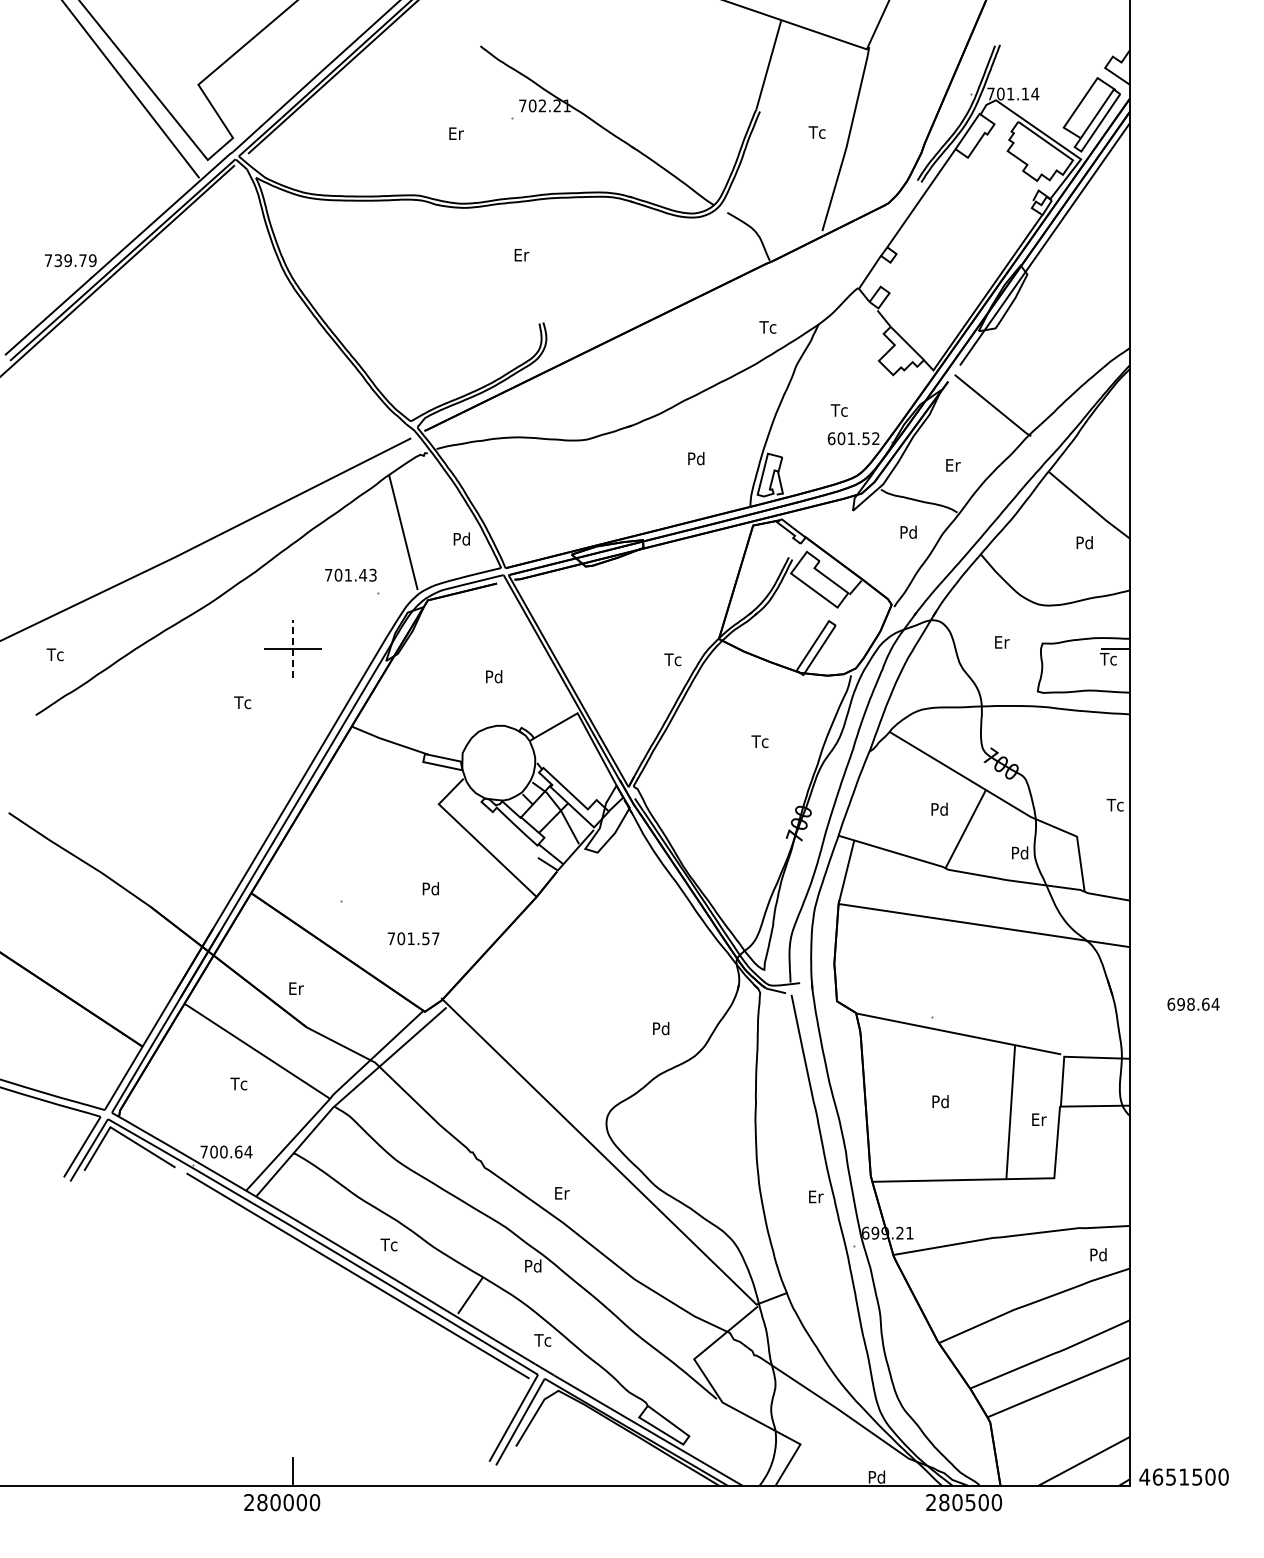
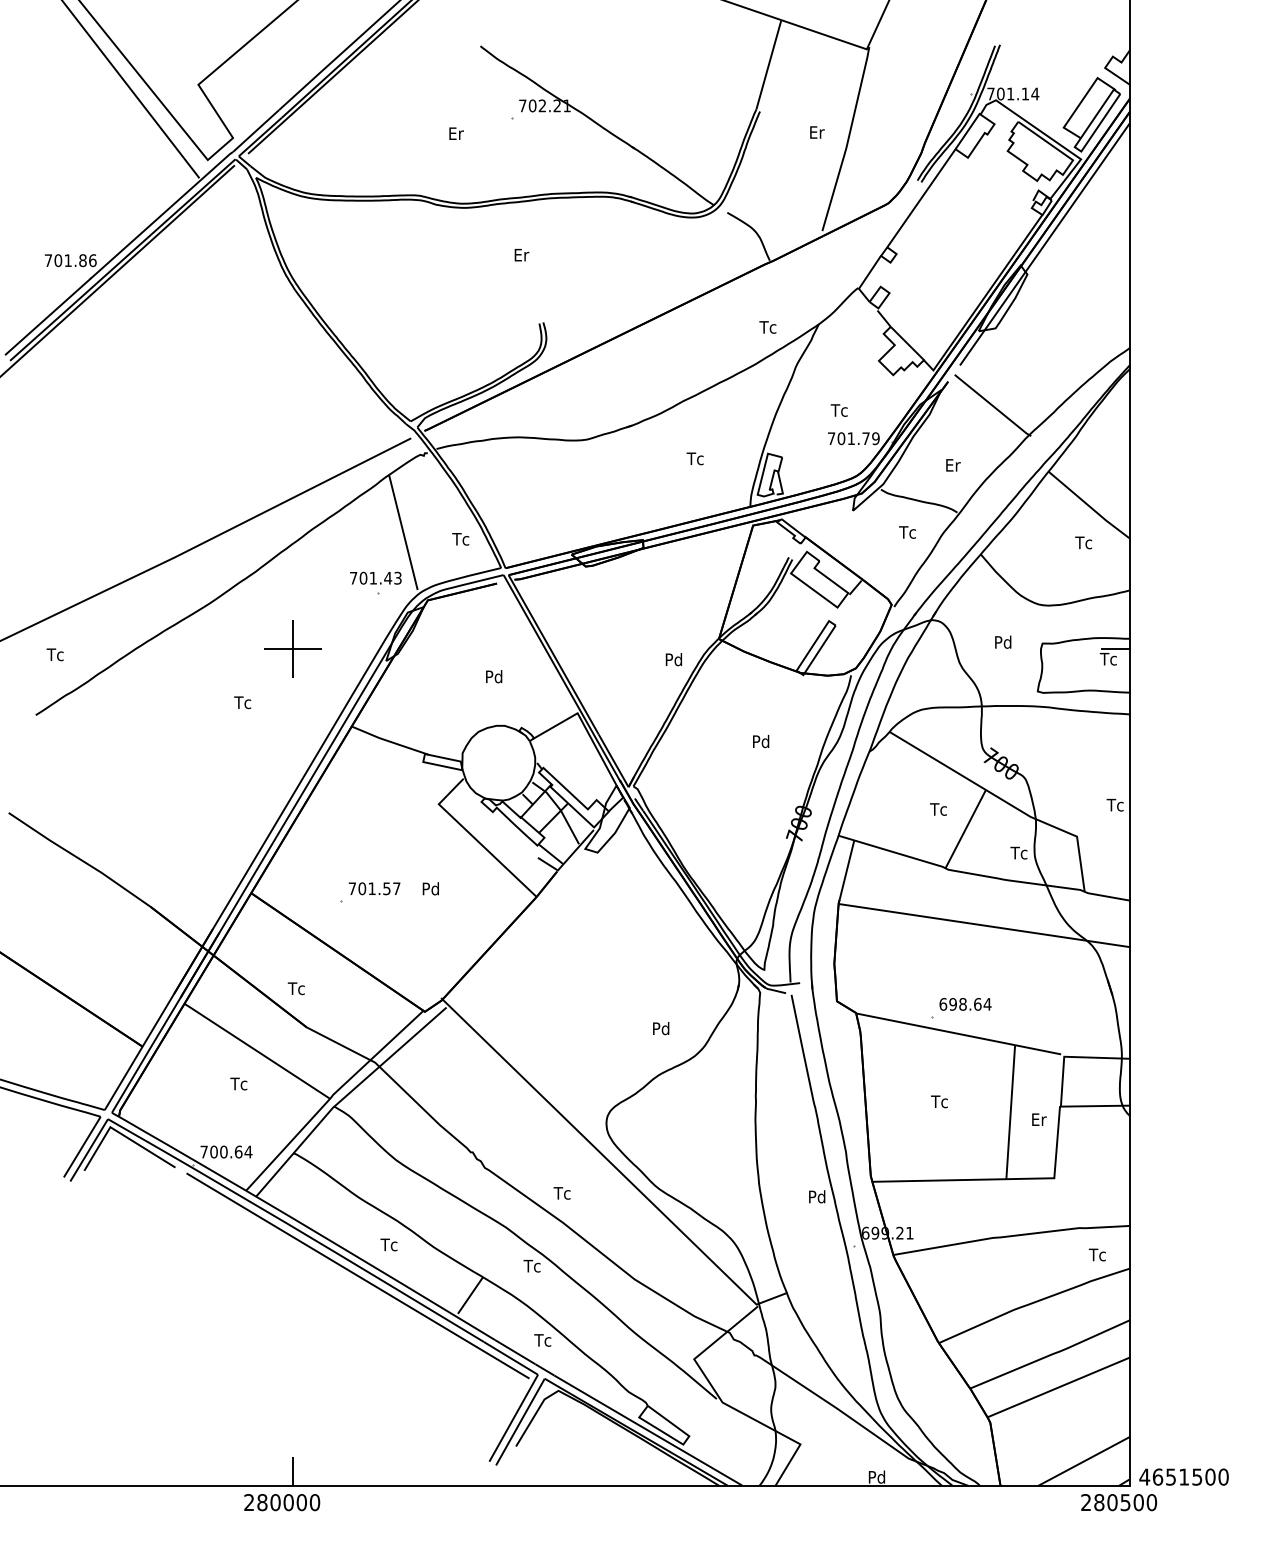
text: Tc -> Er (816, 132)
text: 739.79 -> 701.86 (75, 260)
text: 601.52 -> 701.79 (853, 438)
text: Pd -> Tc (695, 458)
text: Pd -> Tc (907, 531)
text: Pd -> Tc (460, 538)
text: Pd -> Tc (1083, 542)
text position: (350, 574) -> (375, 577) (375, 577)
text: Er -> Pd (1003, 641)
line: dashed -> solid (292, 648)
text: Tc -> Pd (673, 659)
text: Tc -> Pd (760, 741)
text: Pd -> Tc (938, 808)
text: Pd -> Tc (1019, 852)
text position: (413, 938) -> (374, 888) (374, 888)
text: Er -> Tc (295, 988)
text position: (1193, 1004) -> (965, 1004) (965, 1004)
text: Pd -> Tc (939, 1101)
text: Er -> Tc (561, 1193)
text: Er -> Pd (817, 1196)
text: Pd -> Tc (1097, 1254)
text: Pd -> Tc (532, 1265)
text position: (964, 1502) -> (1119, 1502) (1119, 1502)
